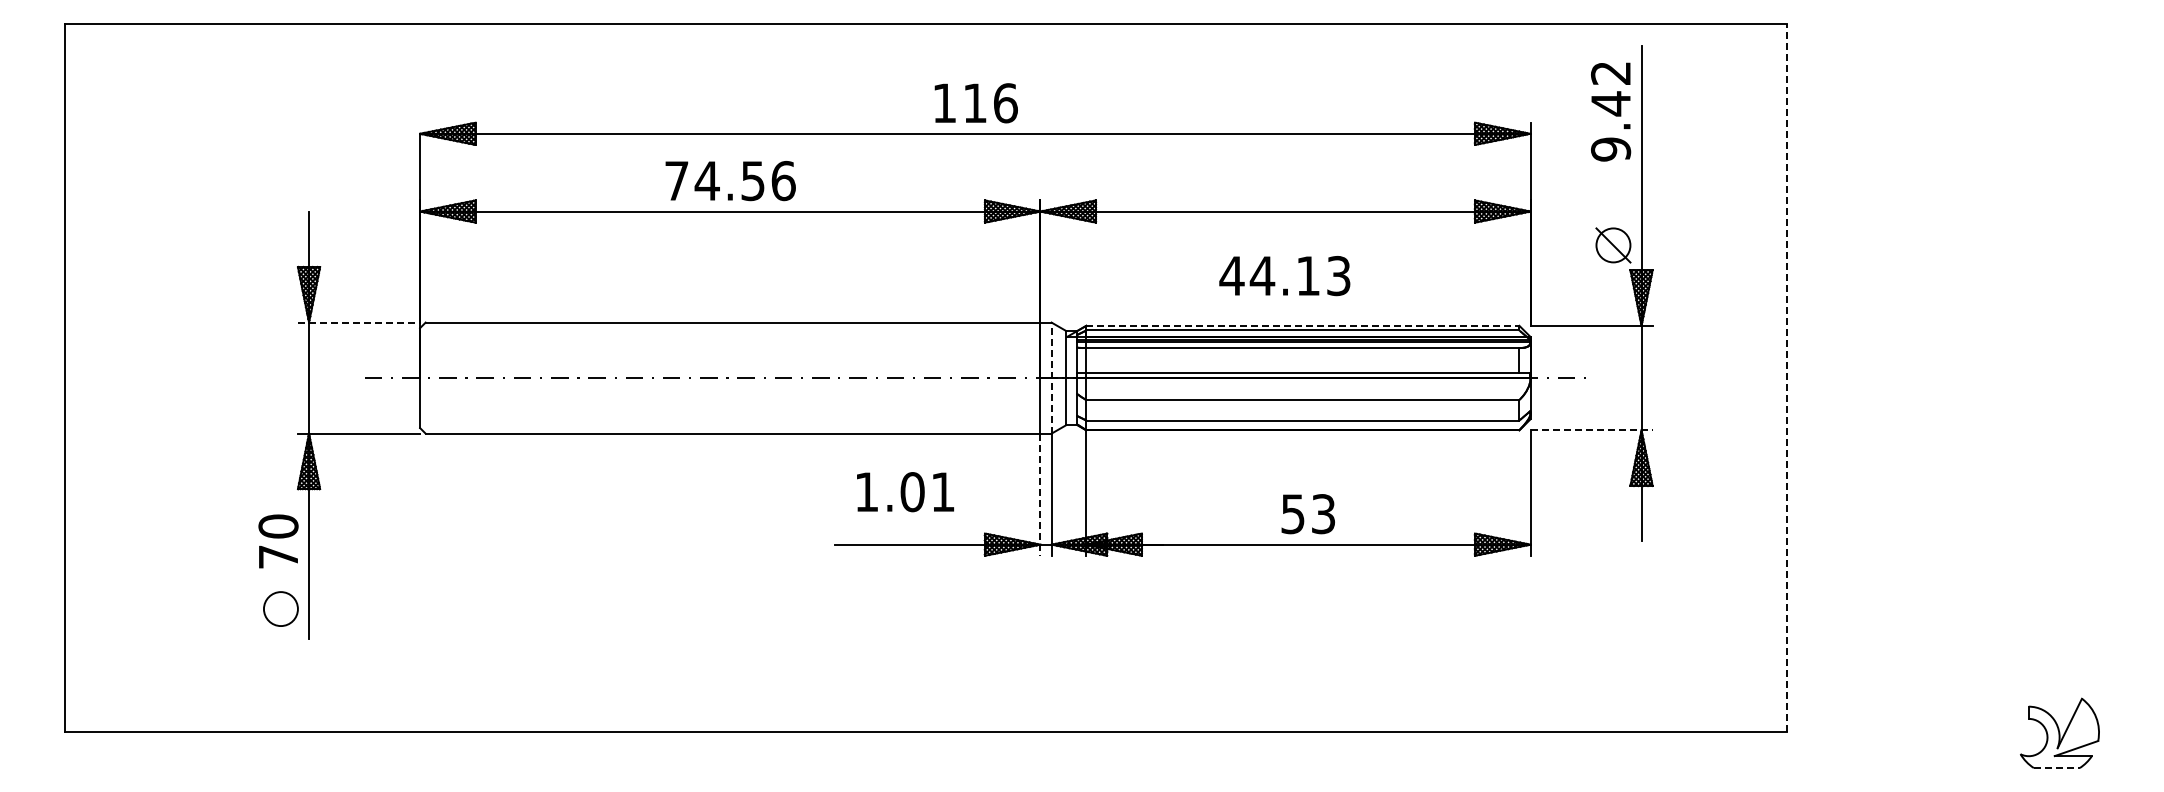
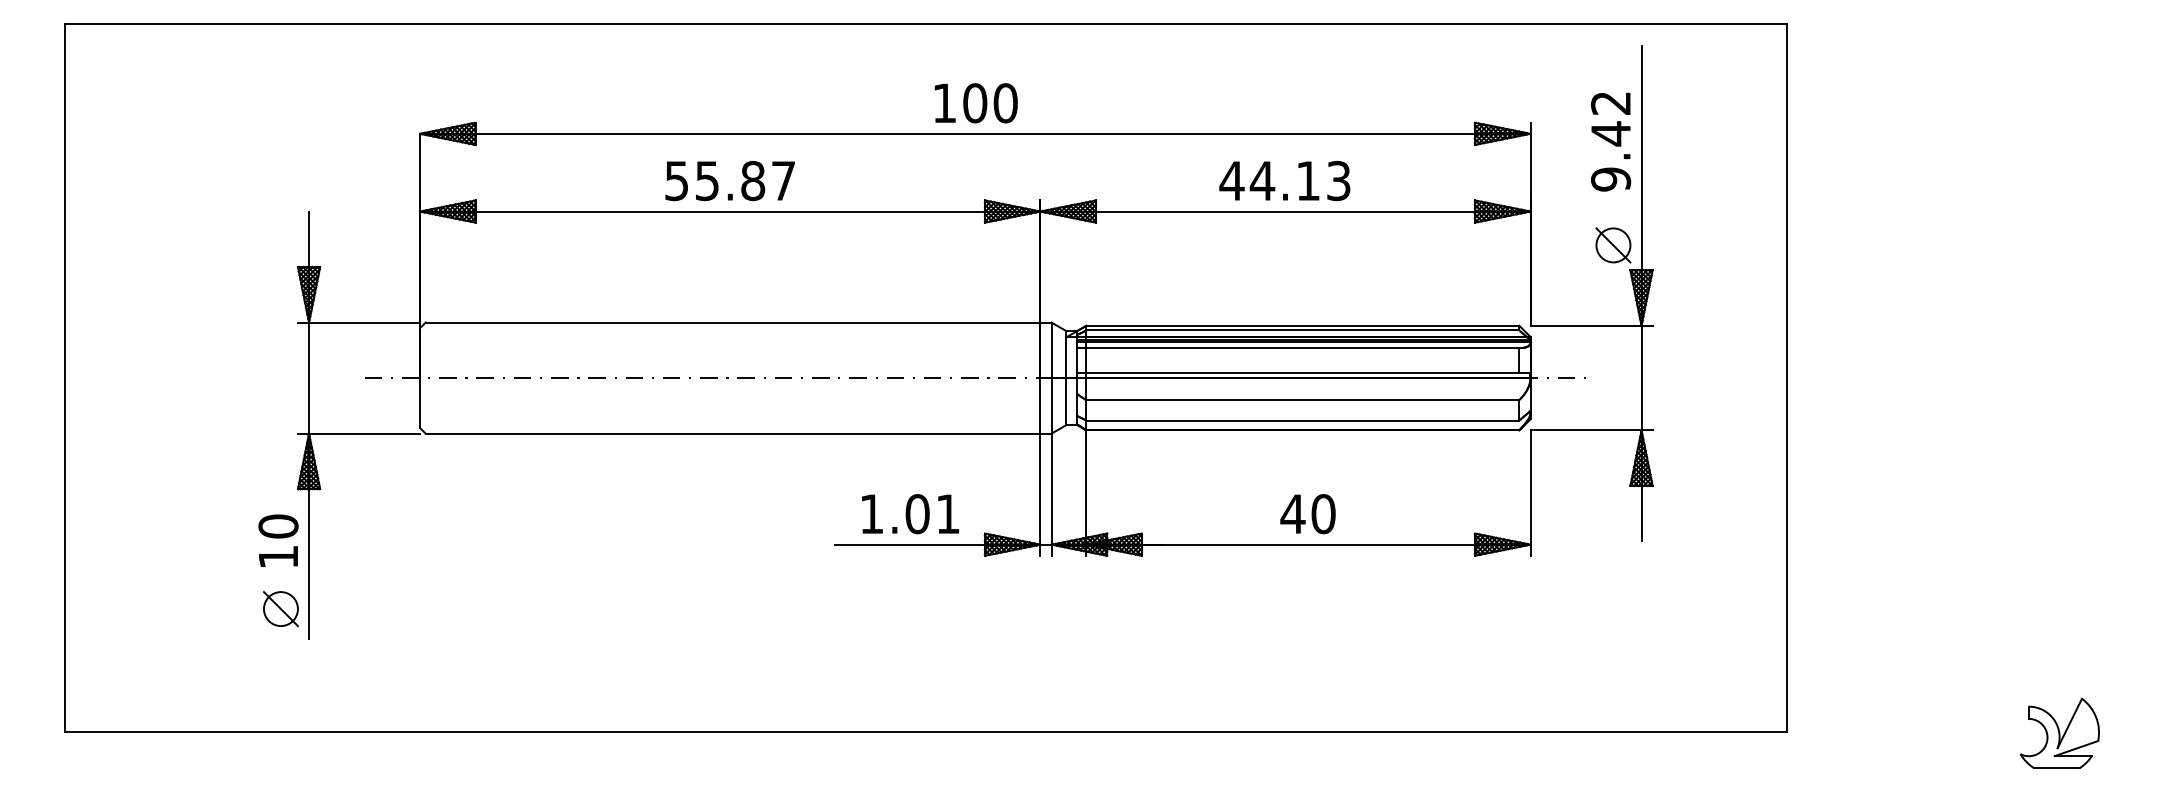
text: 116 -> 100 (990, 103)
text position: (1611, 111) -> (1611, 141) (1611, 141)
text: 74.56 -> 55.87 (730, 180)
text position: (1284, 276) -> (1284, 181) (1284, 181)
line: dashed -> solid (359, 322)
line: dashed -> solid (1302, 325)
line: dashed -> solid (1787, 377)
line: dashed -> solid (1051, 378)
line: dashed -> solid (1592, 430)
text position: (905, 492) -> (910, 514) (910, 514)
line: dashed -> solid (1040, 495)
text: 53 -> 40 (1307, 514)
text: 70 -> 10 (278, 556)
line: none -> present (280, 609)
line: dashed -> solid (2056, 768)
